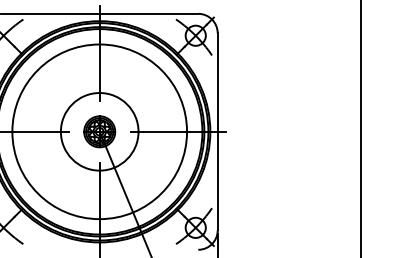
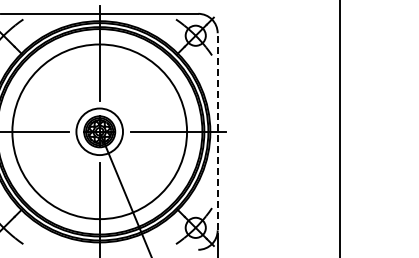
line position: (360, 128) -> (339, 128) (339, 128)
circle diameter: 78 px -> 47 px (99, 131)
line: solid -> dashed (217, 131)
